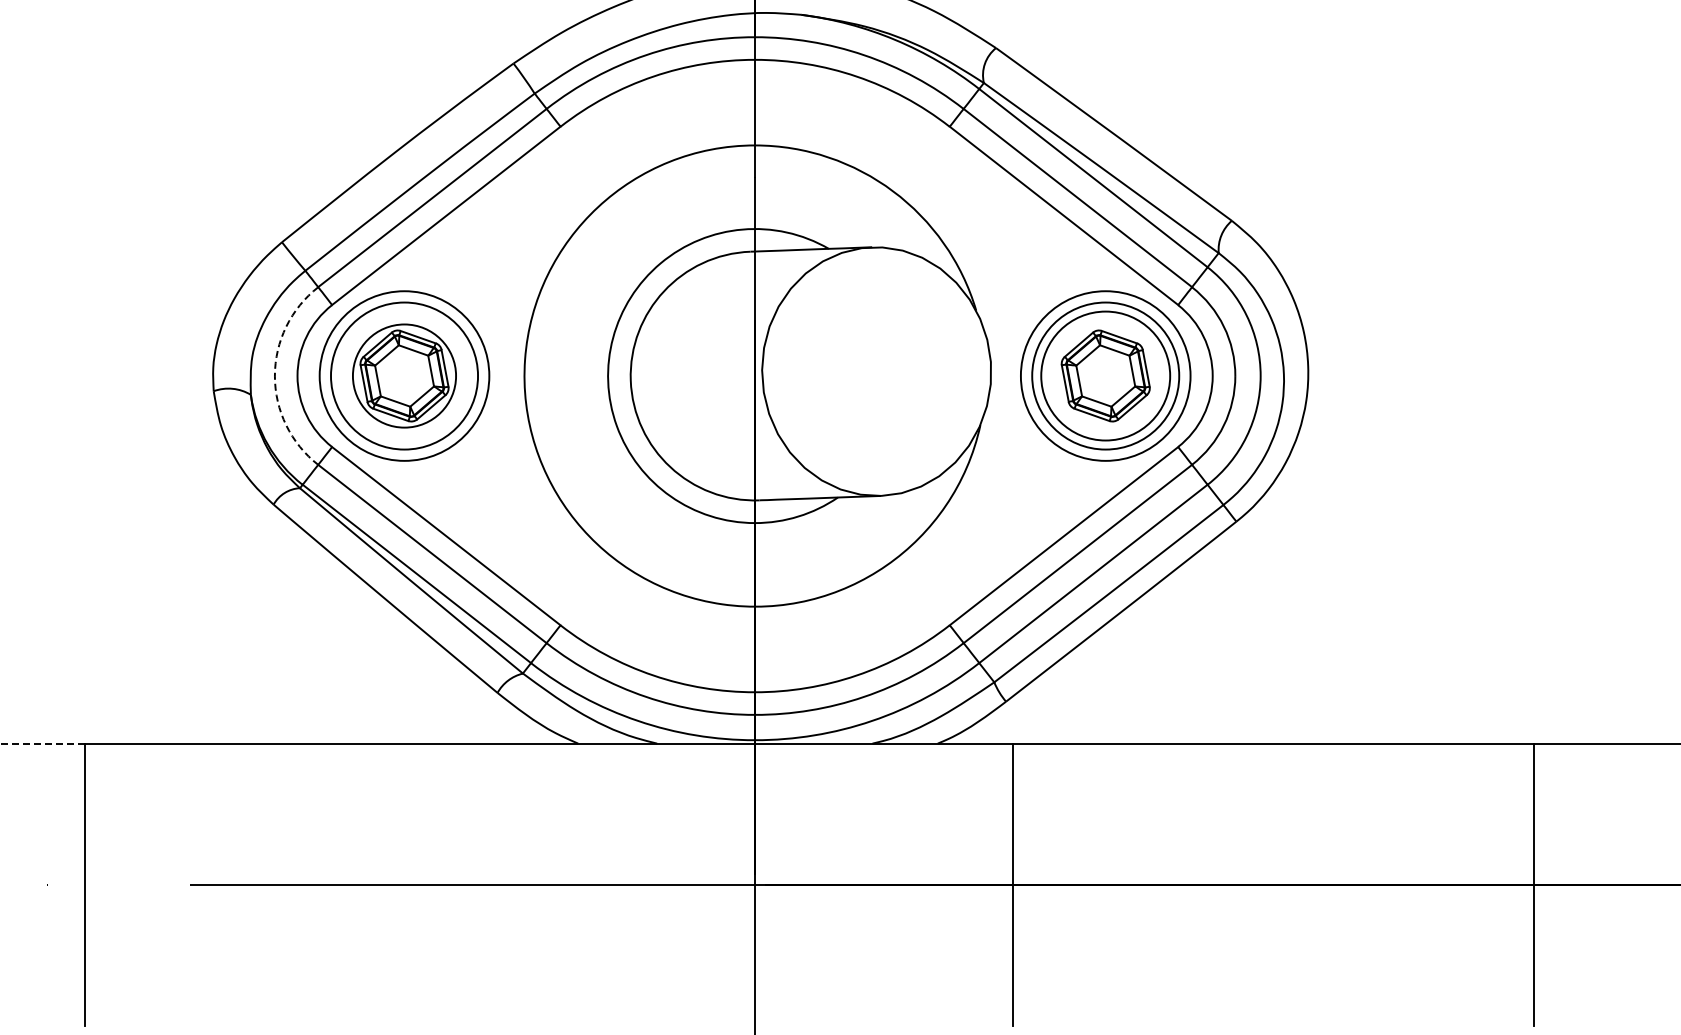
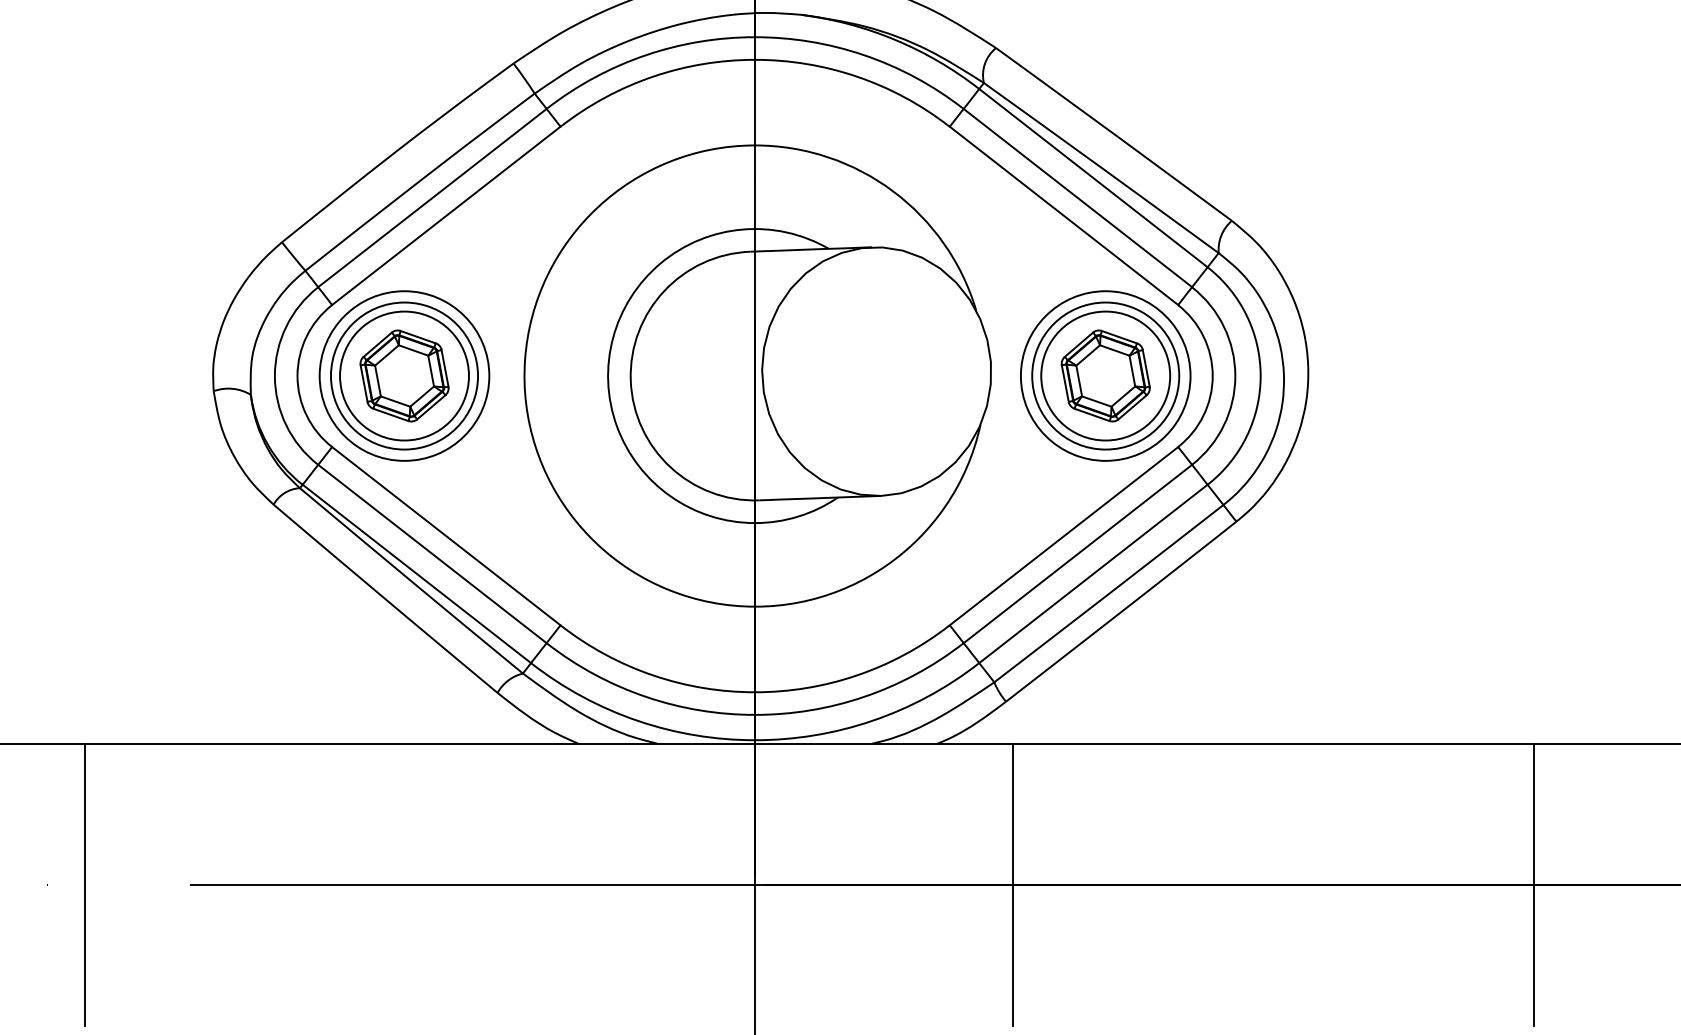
circle diameter: 103 px -> 129 px (404, 375)
arc: dashed -> solid (274, 376)
line: dashed -> solid (42, 743)
